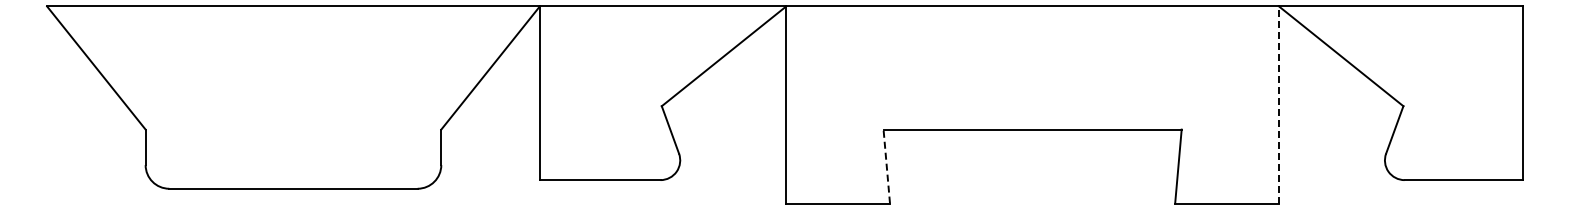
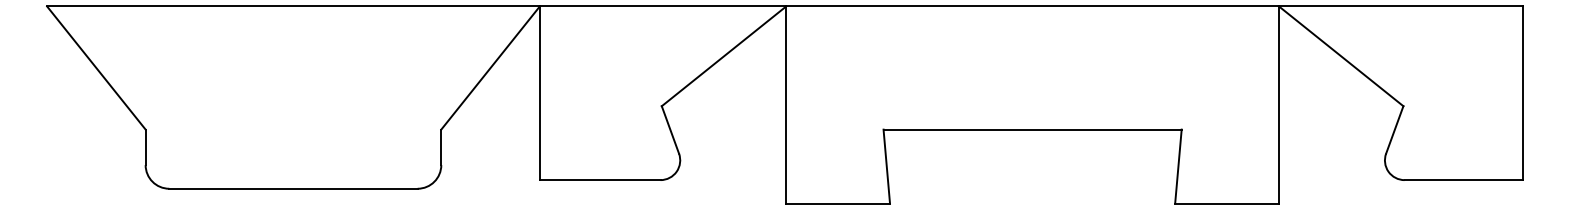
line: dashed -> solid (1279, 104)
line: dashed -> solid (886, 166)
